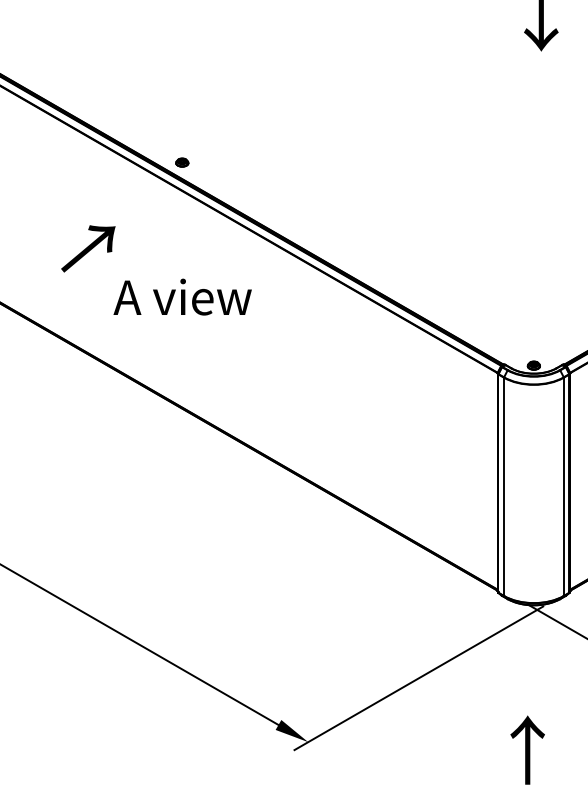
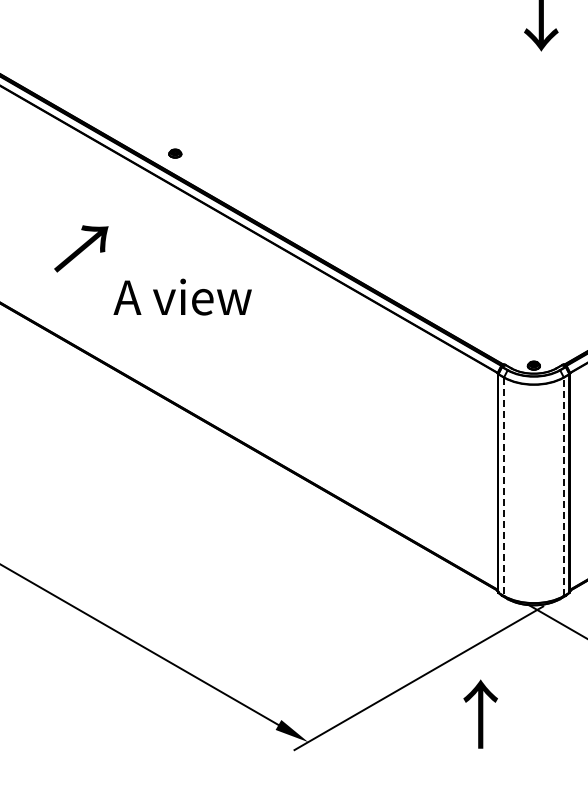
part position: (182, 162) -> (175, 153) (175, 153)
text position: (88, 248) -> (81, 248) (81, 248)
line: solid -> dashed (563, 486)
line: solid -> dashed (504, 487)
text position: (527, 749) -> (480, 713) (480, 713)
